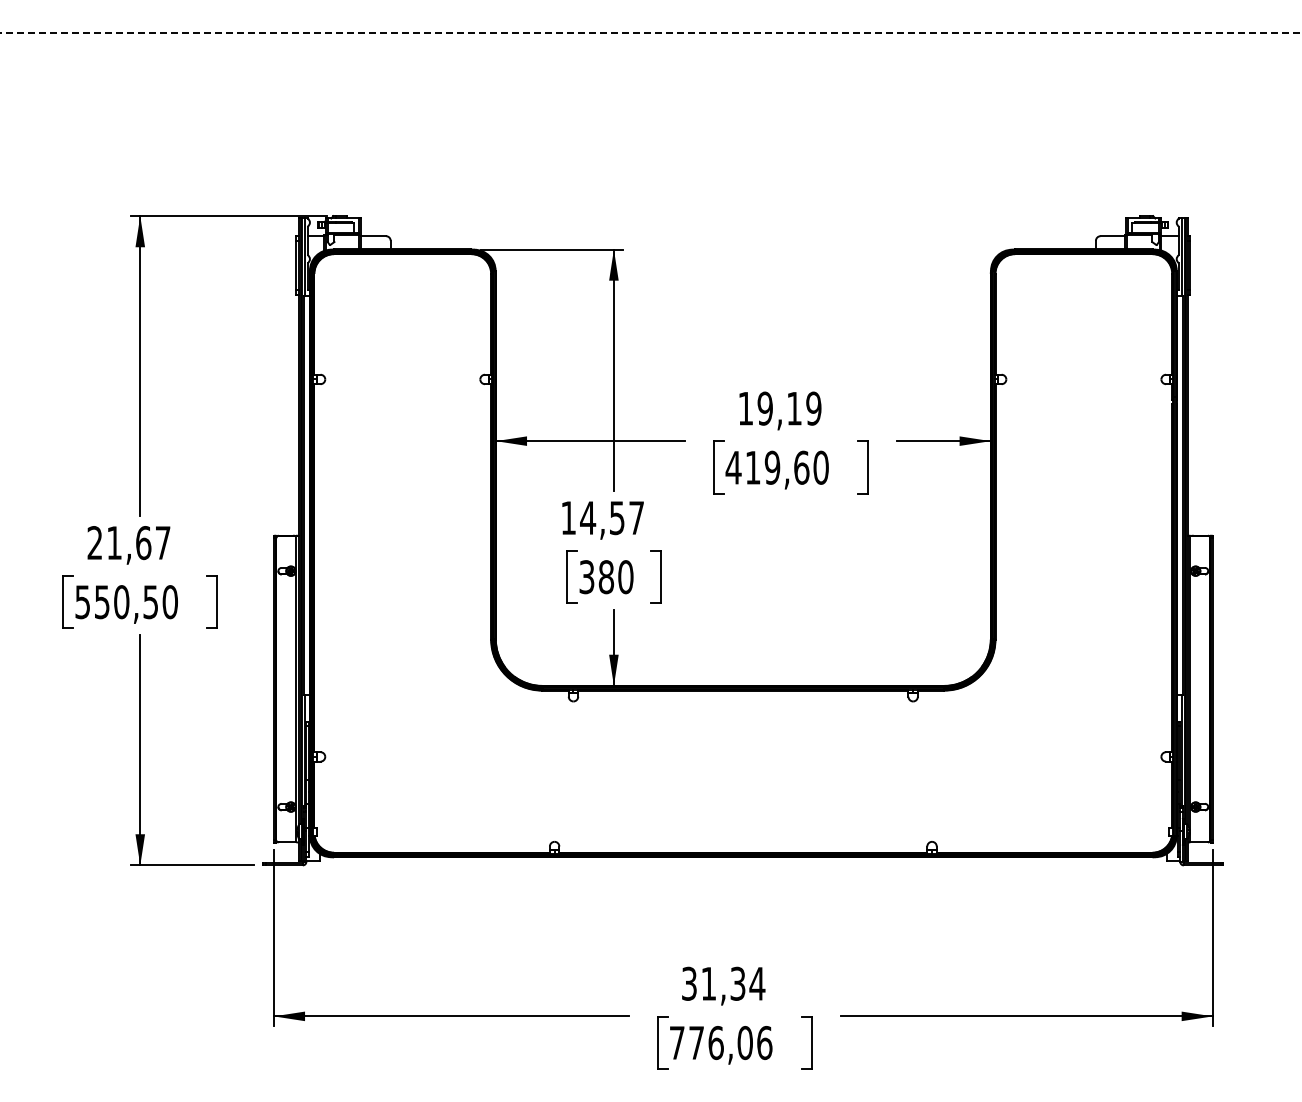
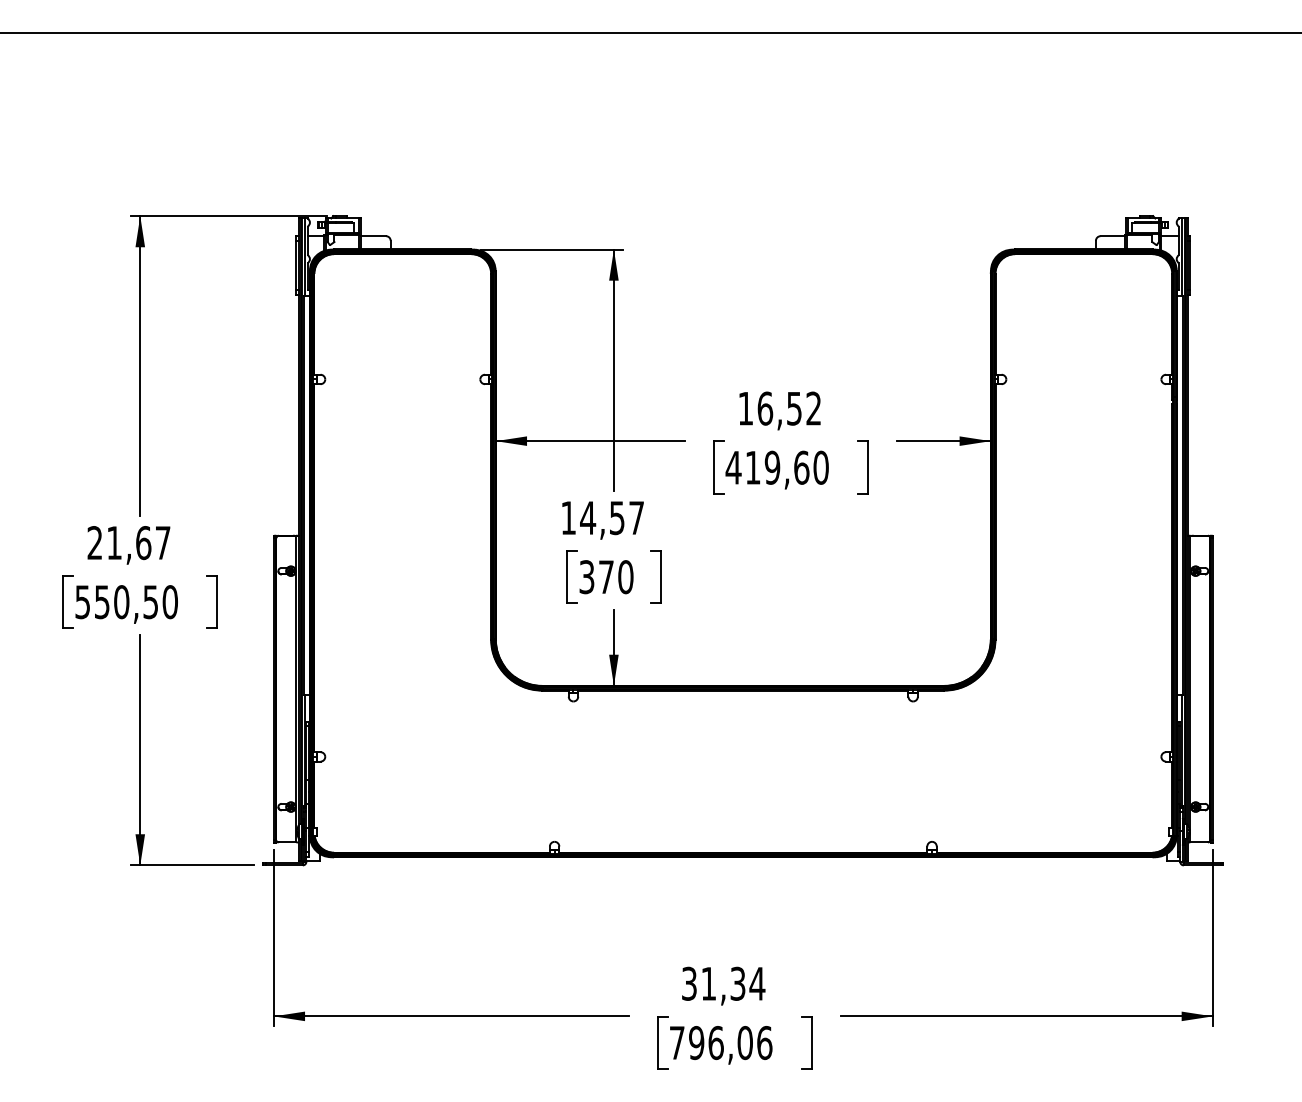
line: dashed -> solid (650, 32)
text: 19,19 -> 16,52 (789, 408)
text: 380 -> 370 (606, 577)
text: 776,06 -> 796,06 (696, 1043)
